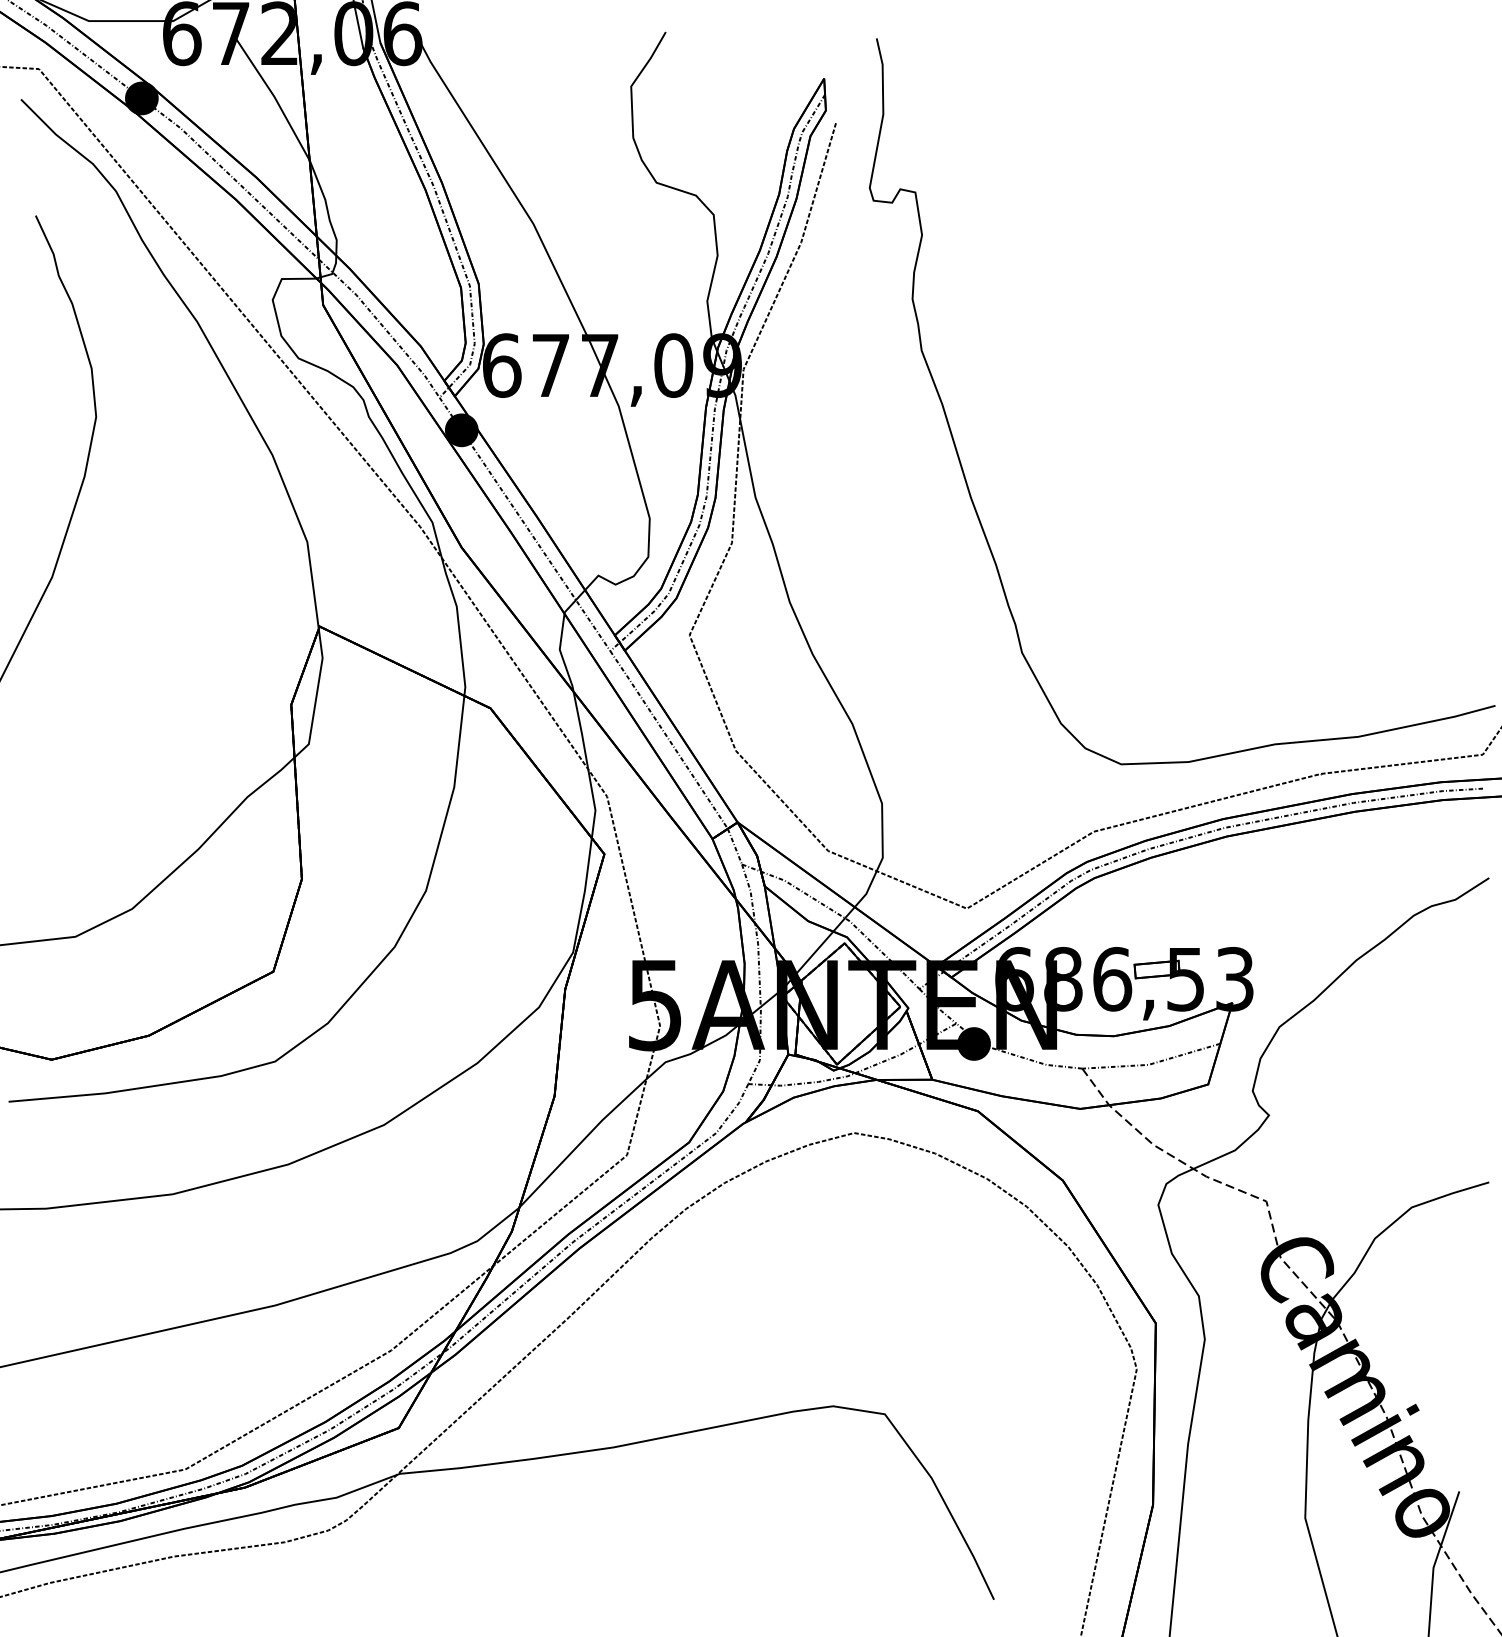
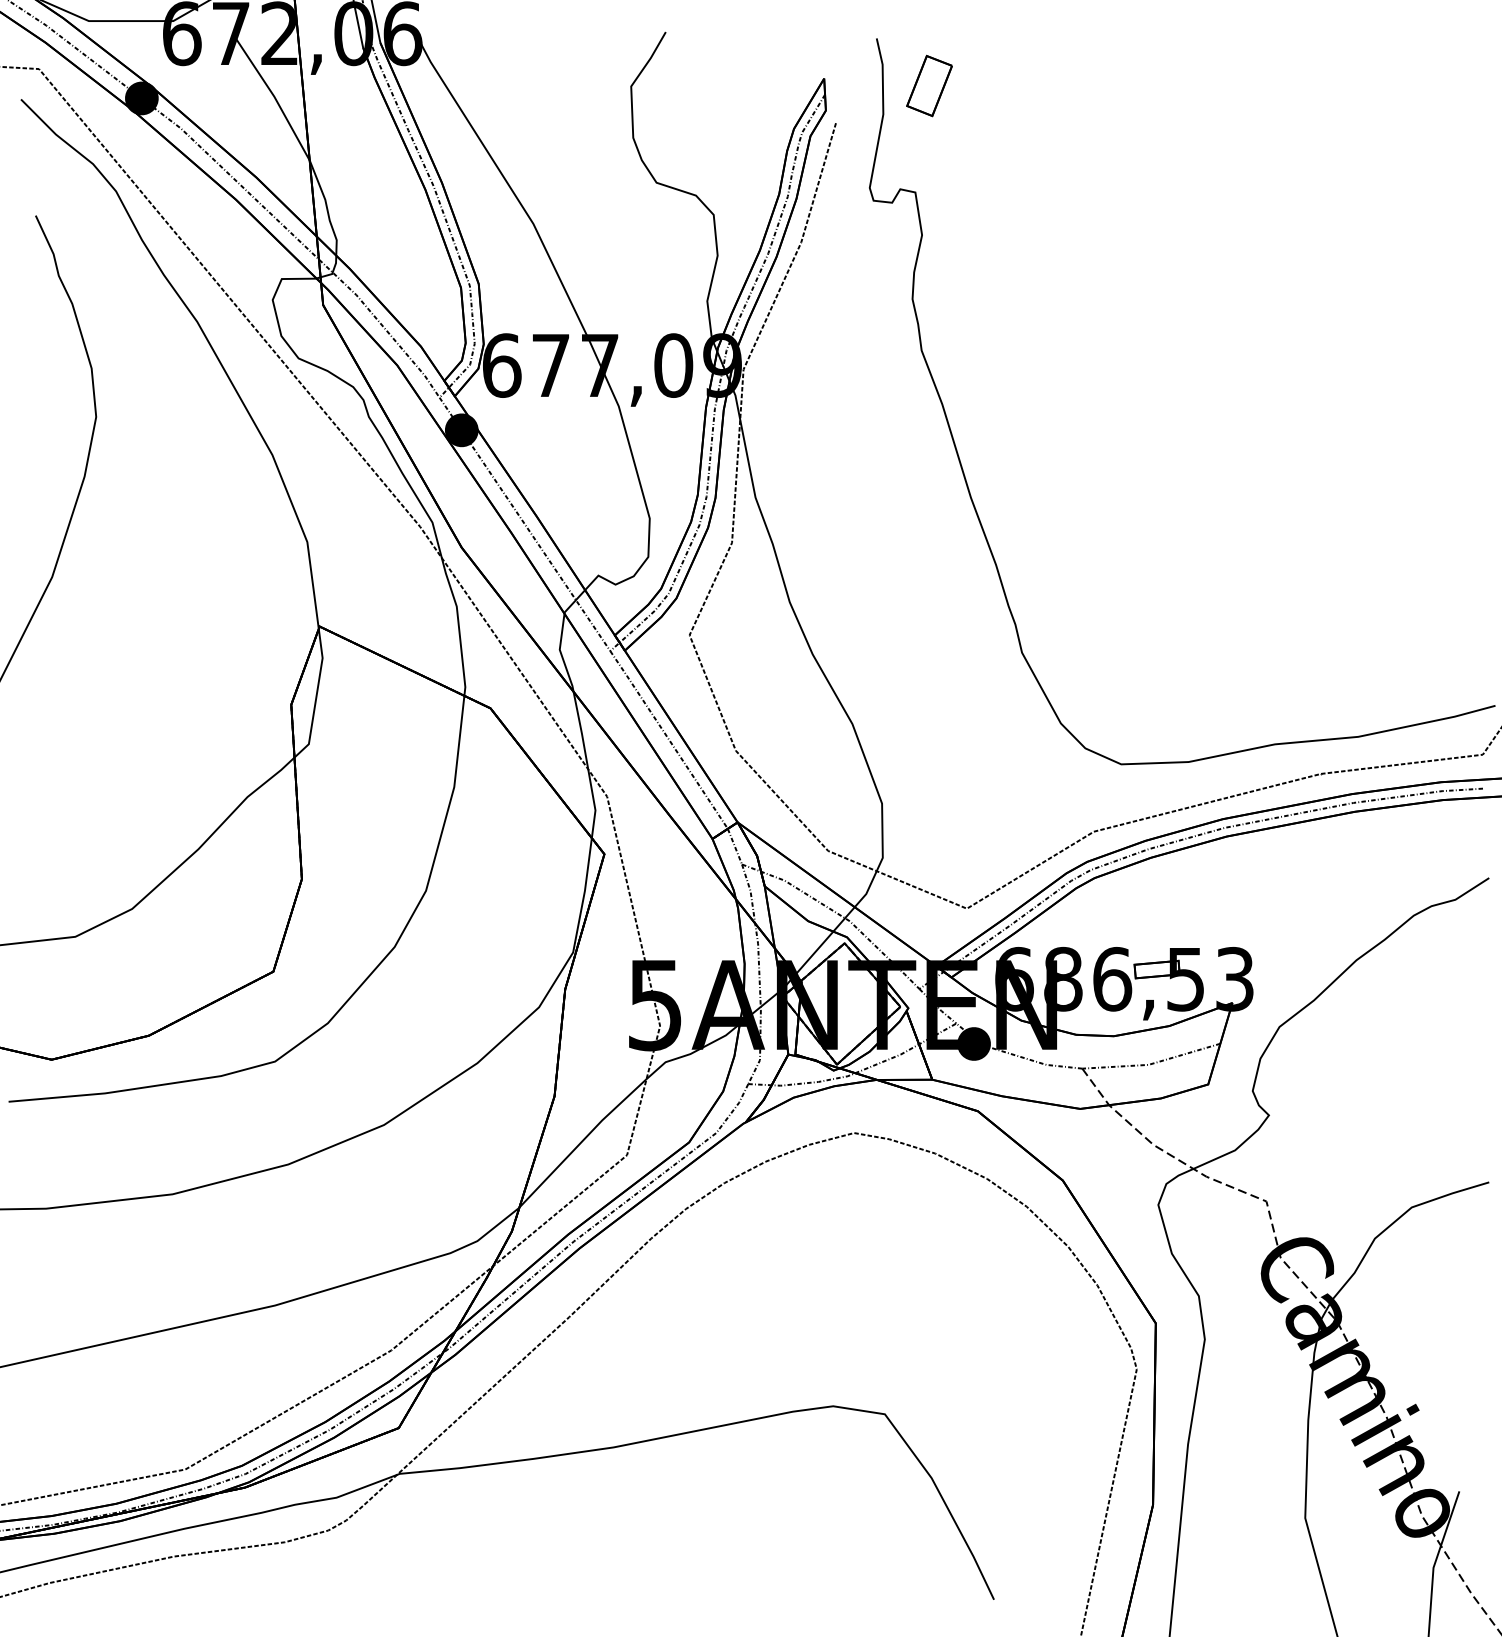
part: none -> present (929, 85)
